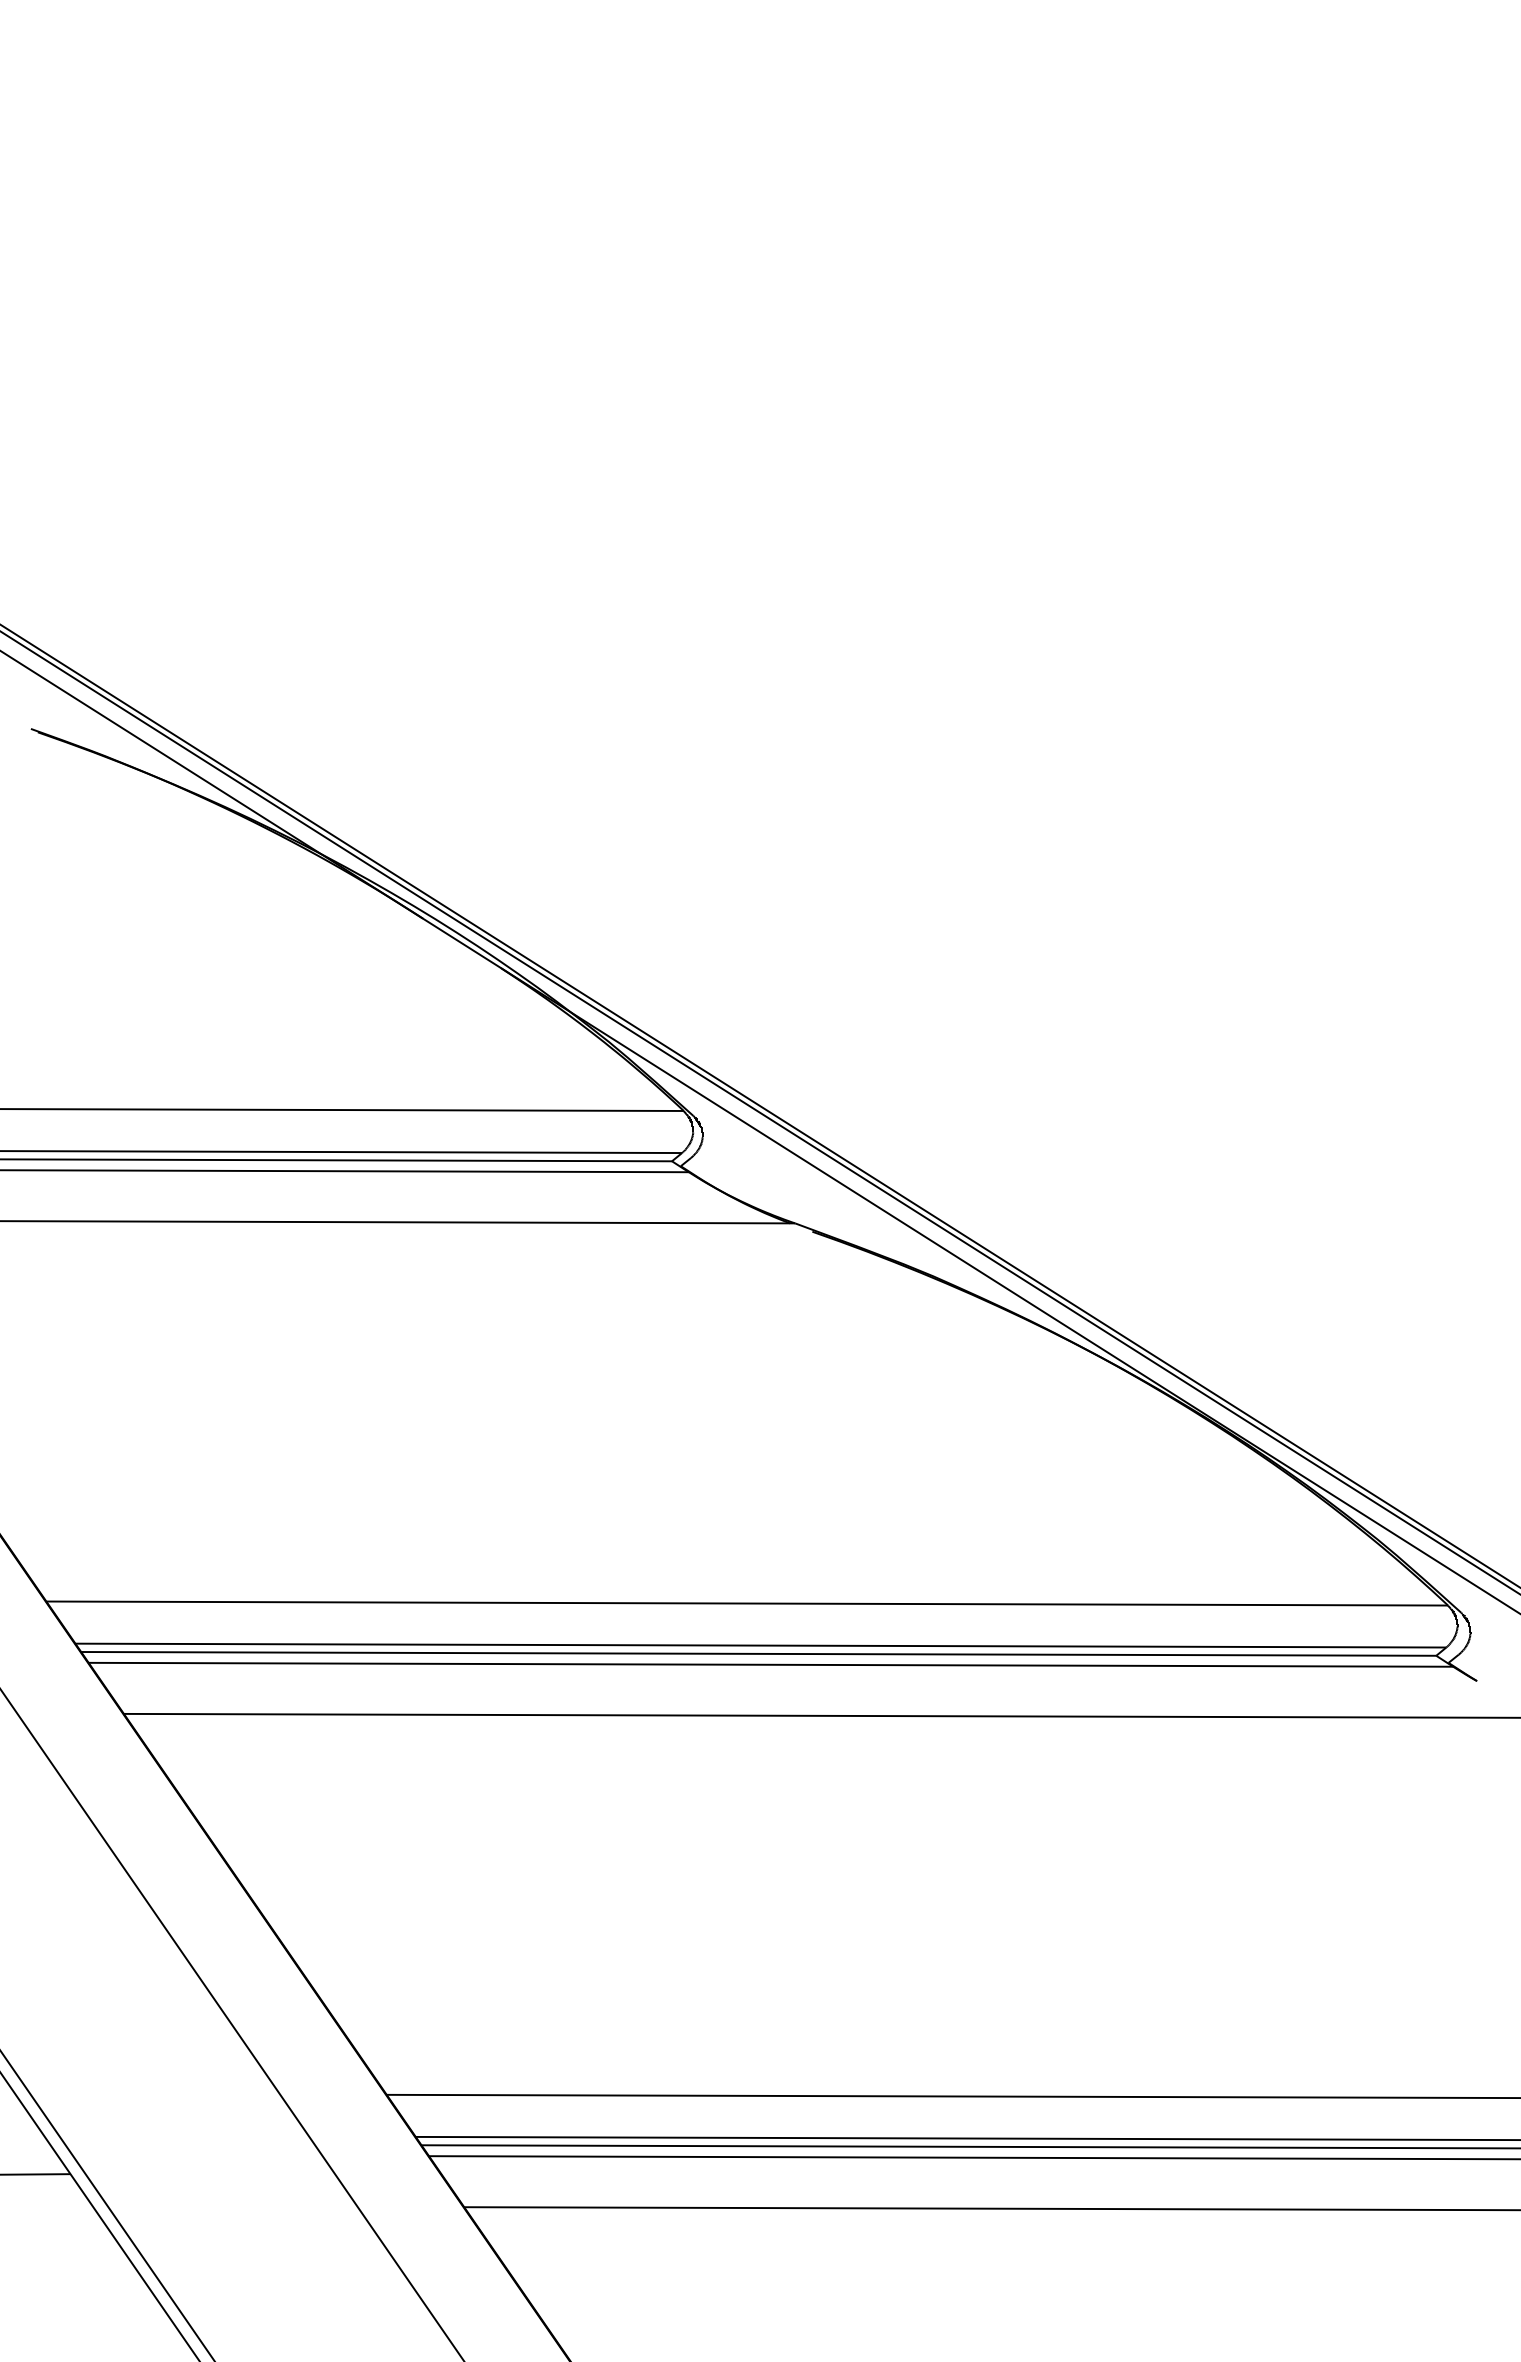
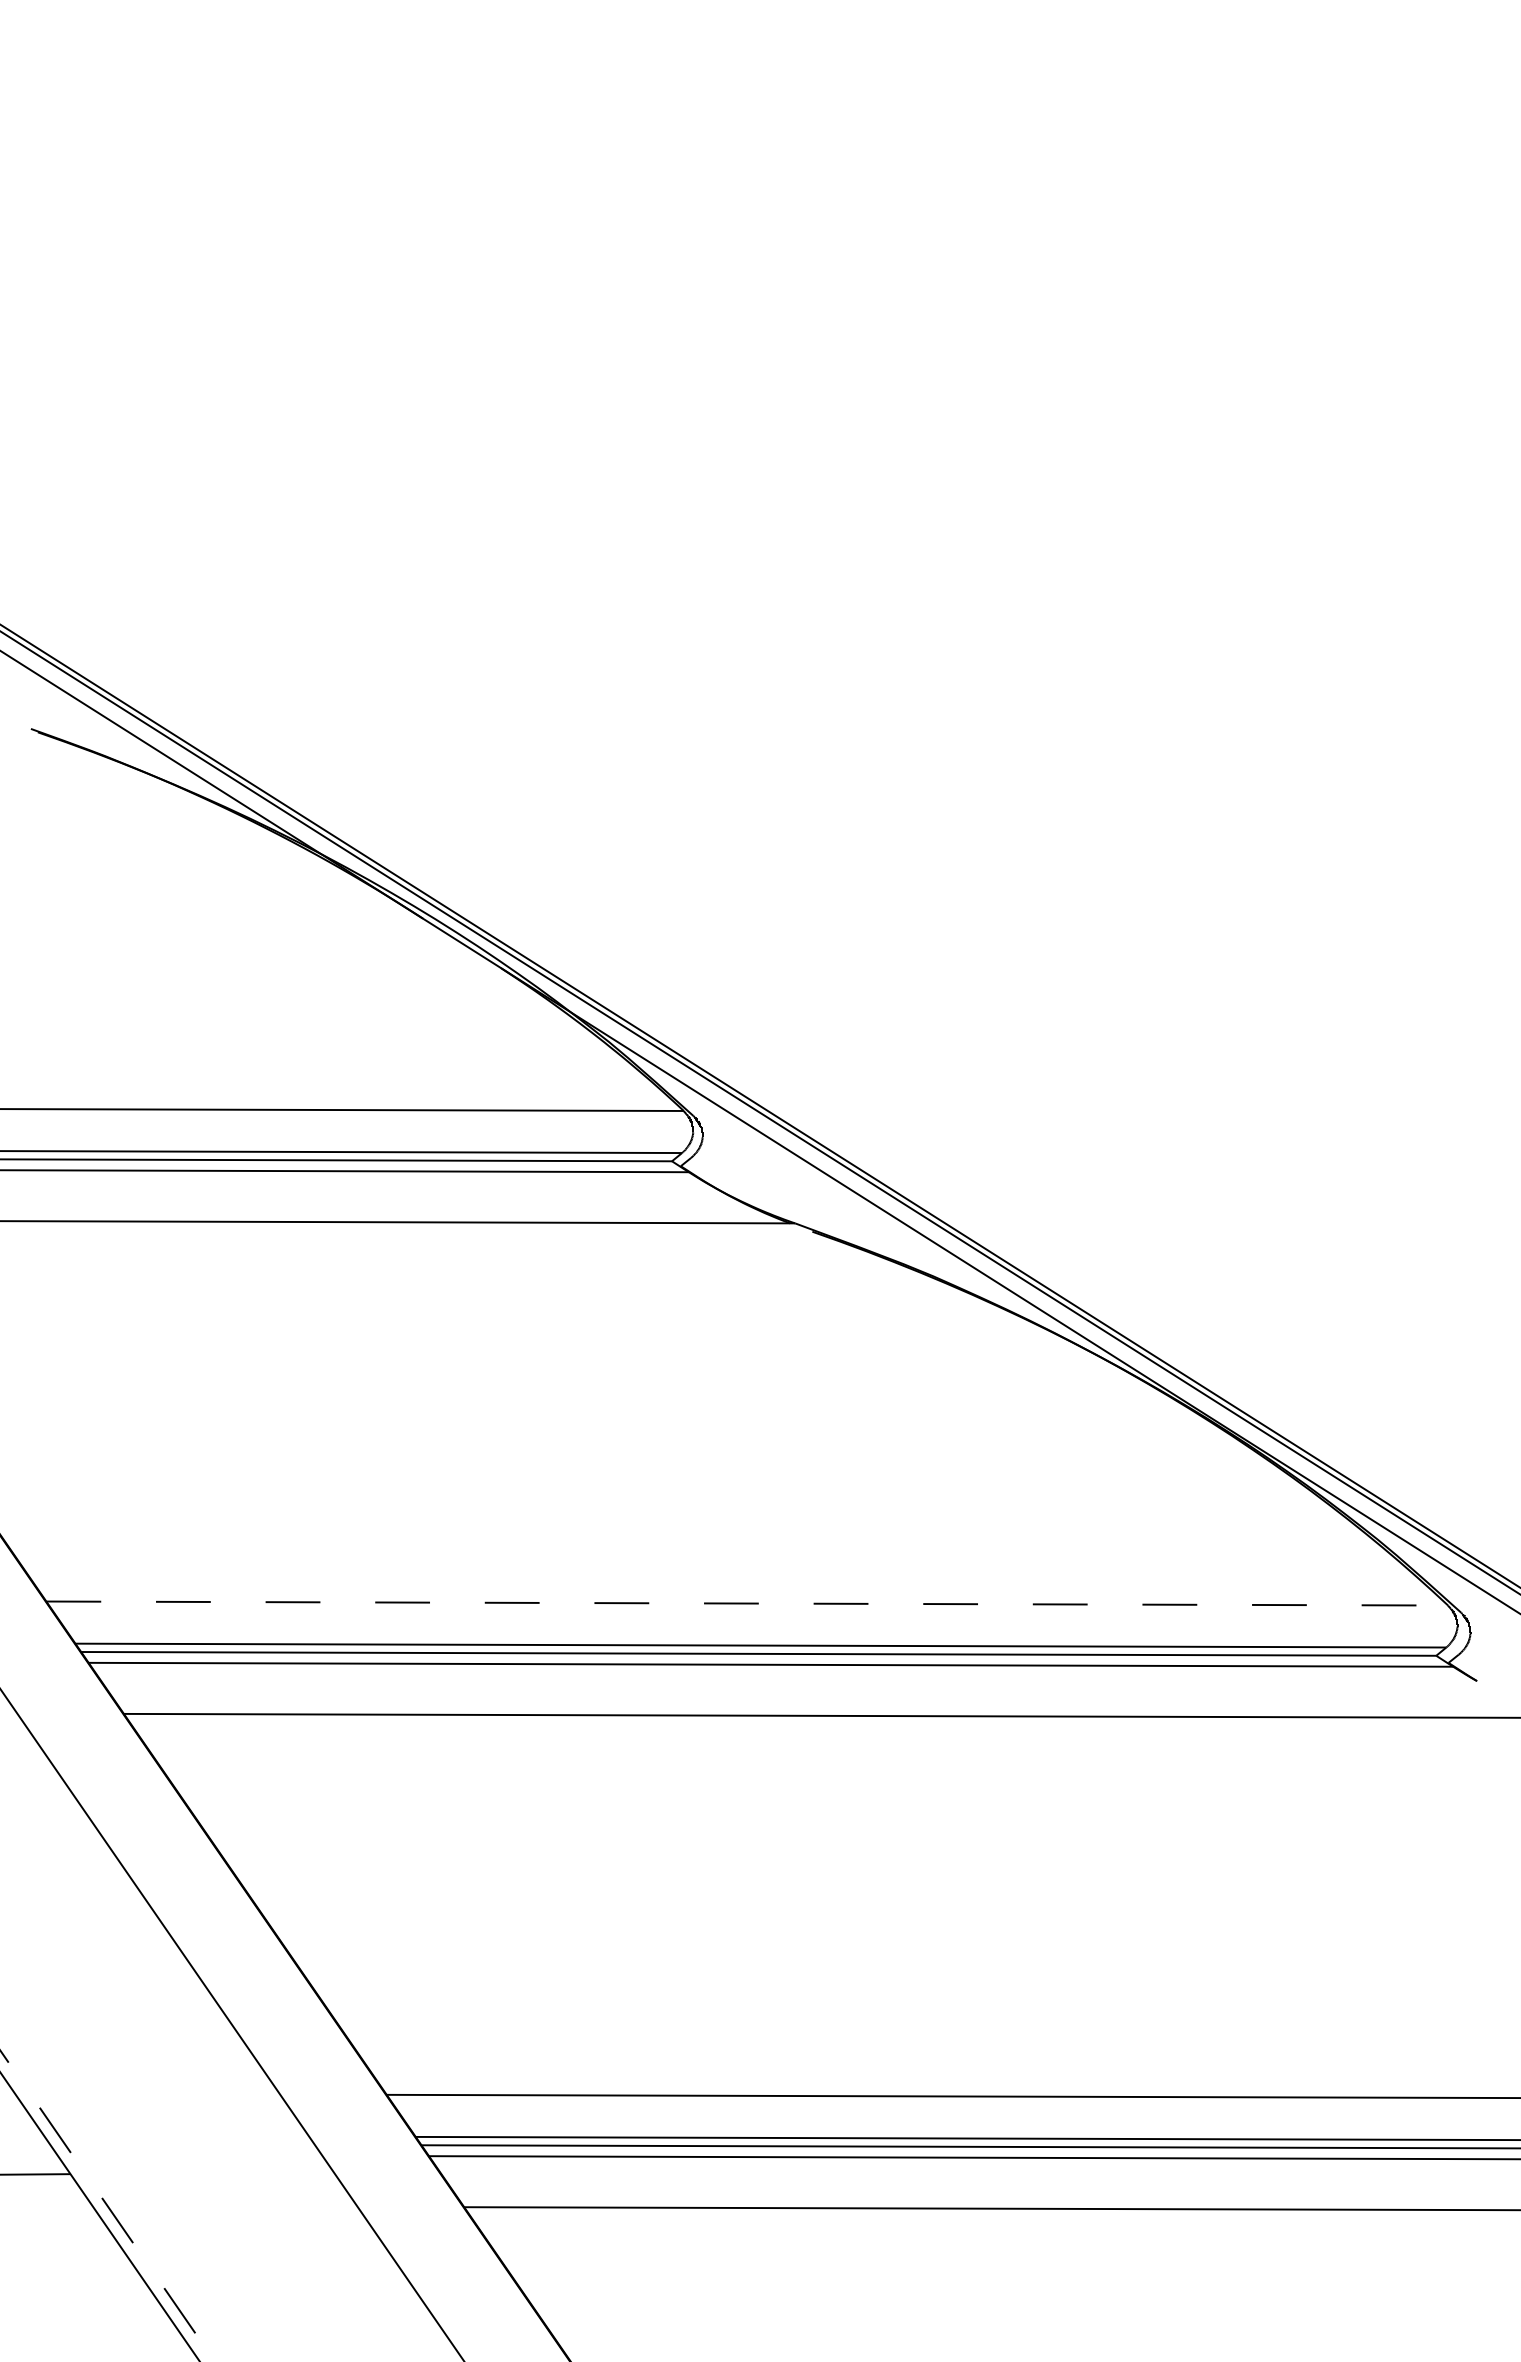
line: solid -> dashed (747, 1603)
line: solid -> dashed (107, 2205)
